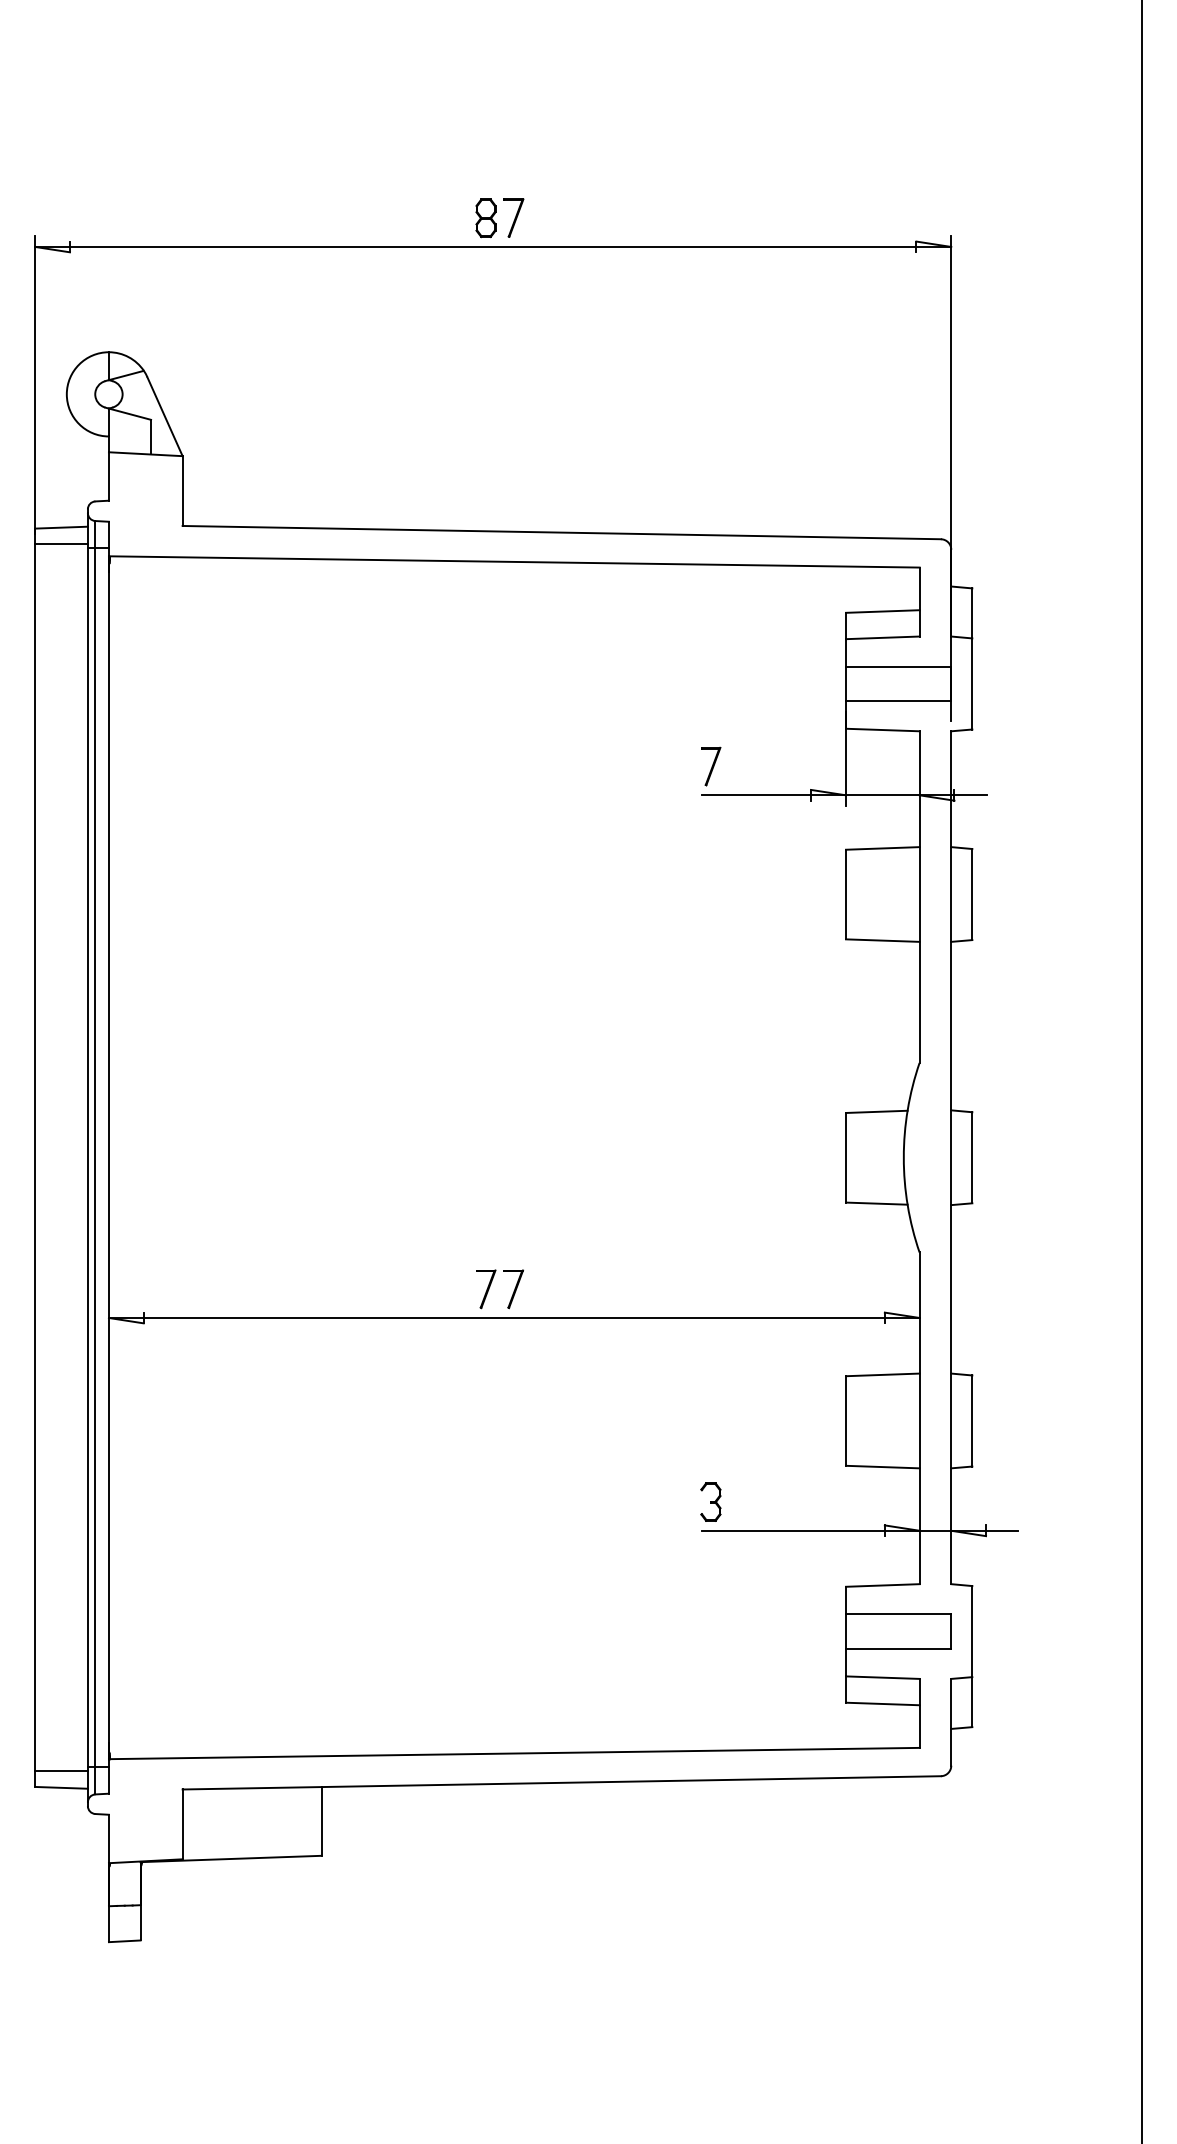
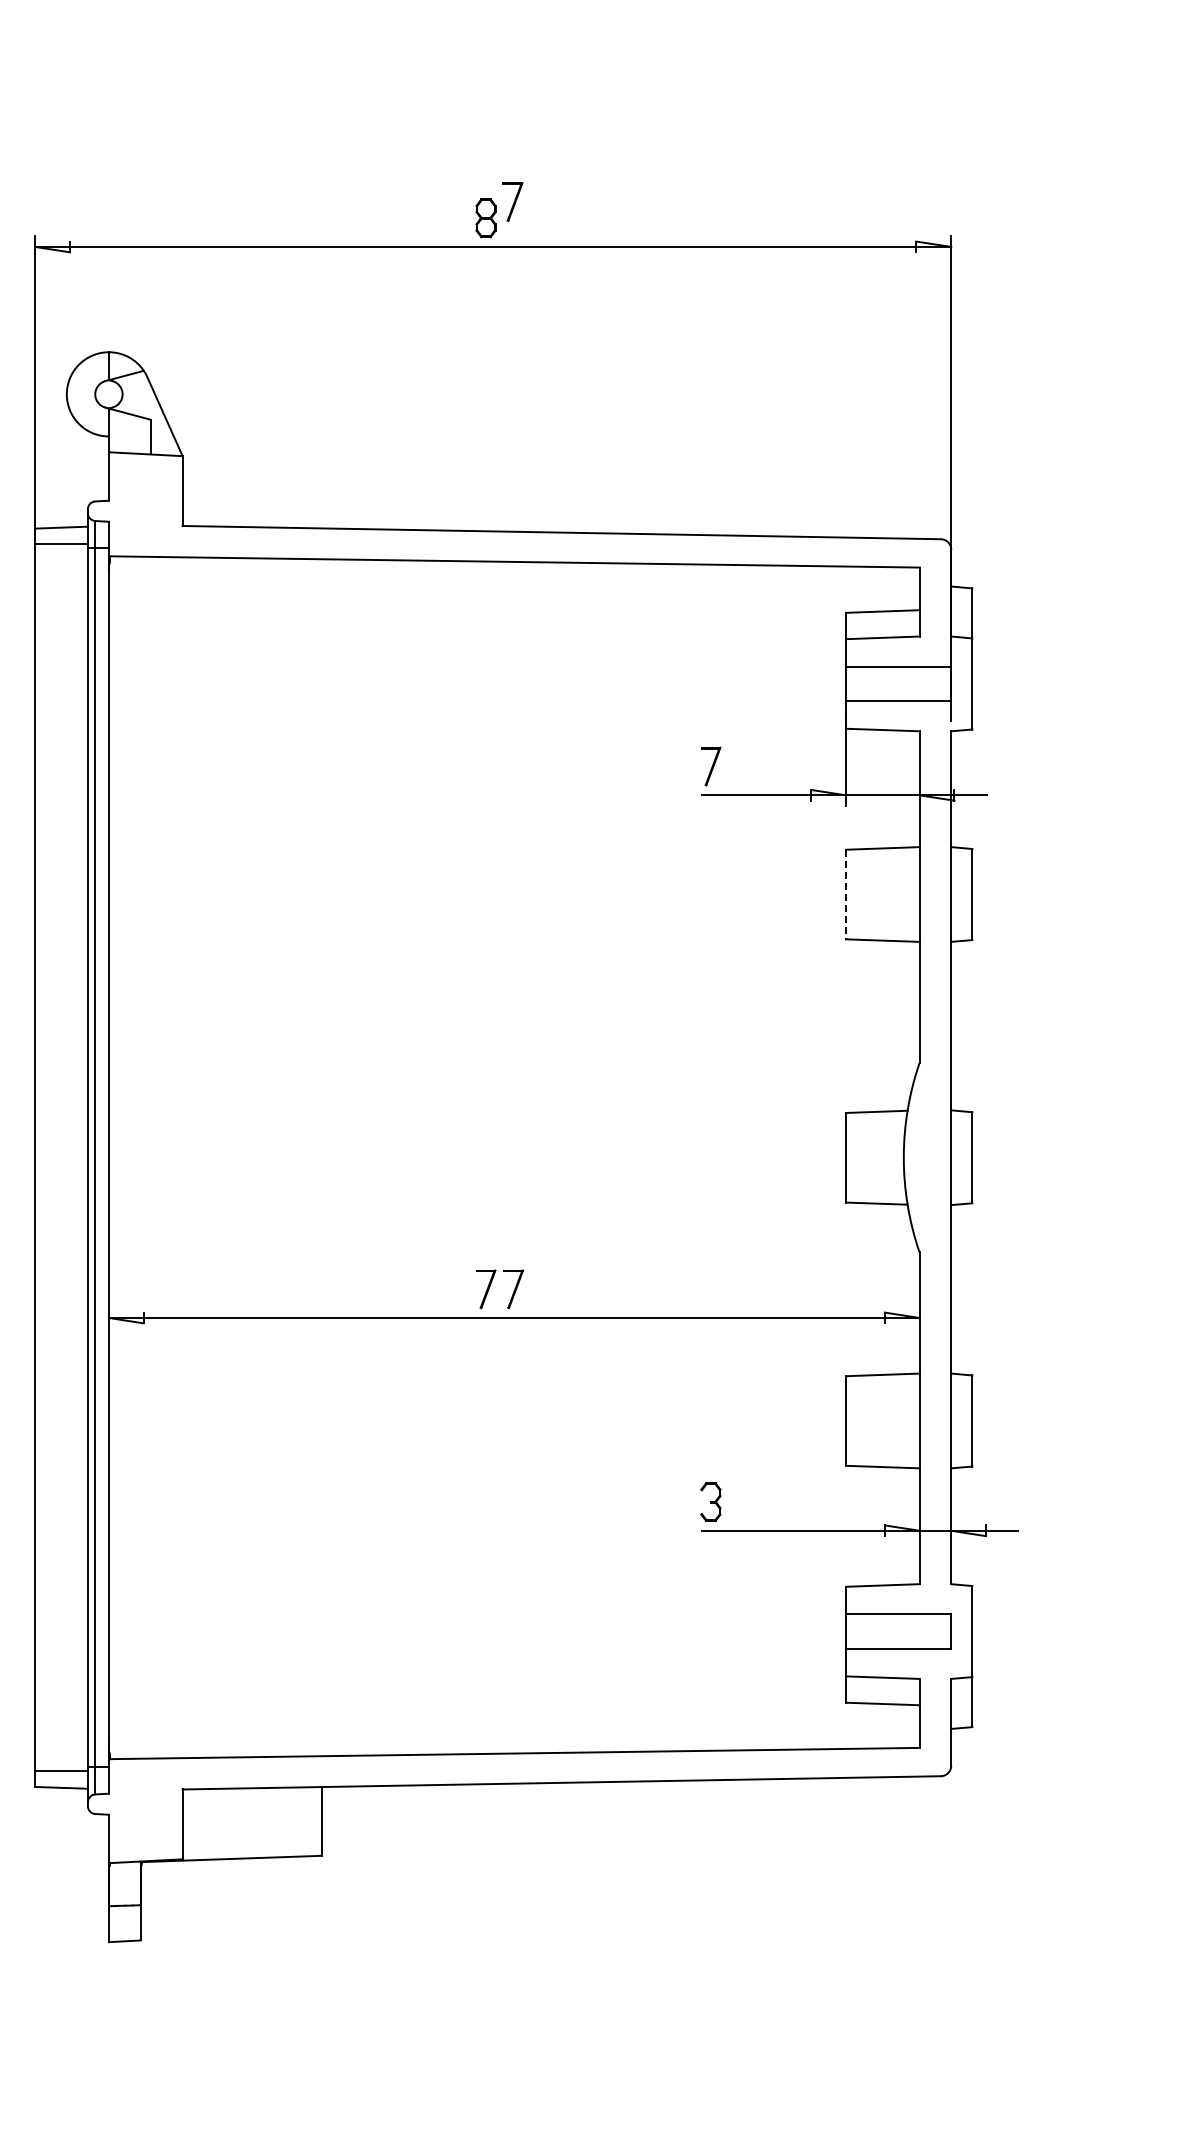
part position: (513, 217) -> (512, 201) (512, 201)
line: solid -> dashed (845, 894)
line: present -> none (1141, 1071)
